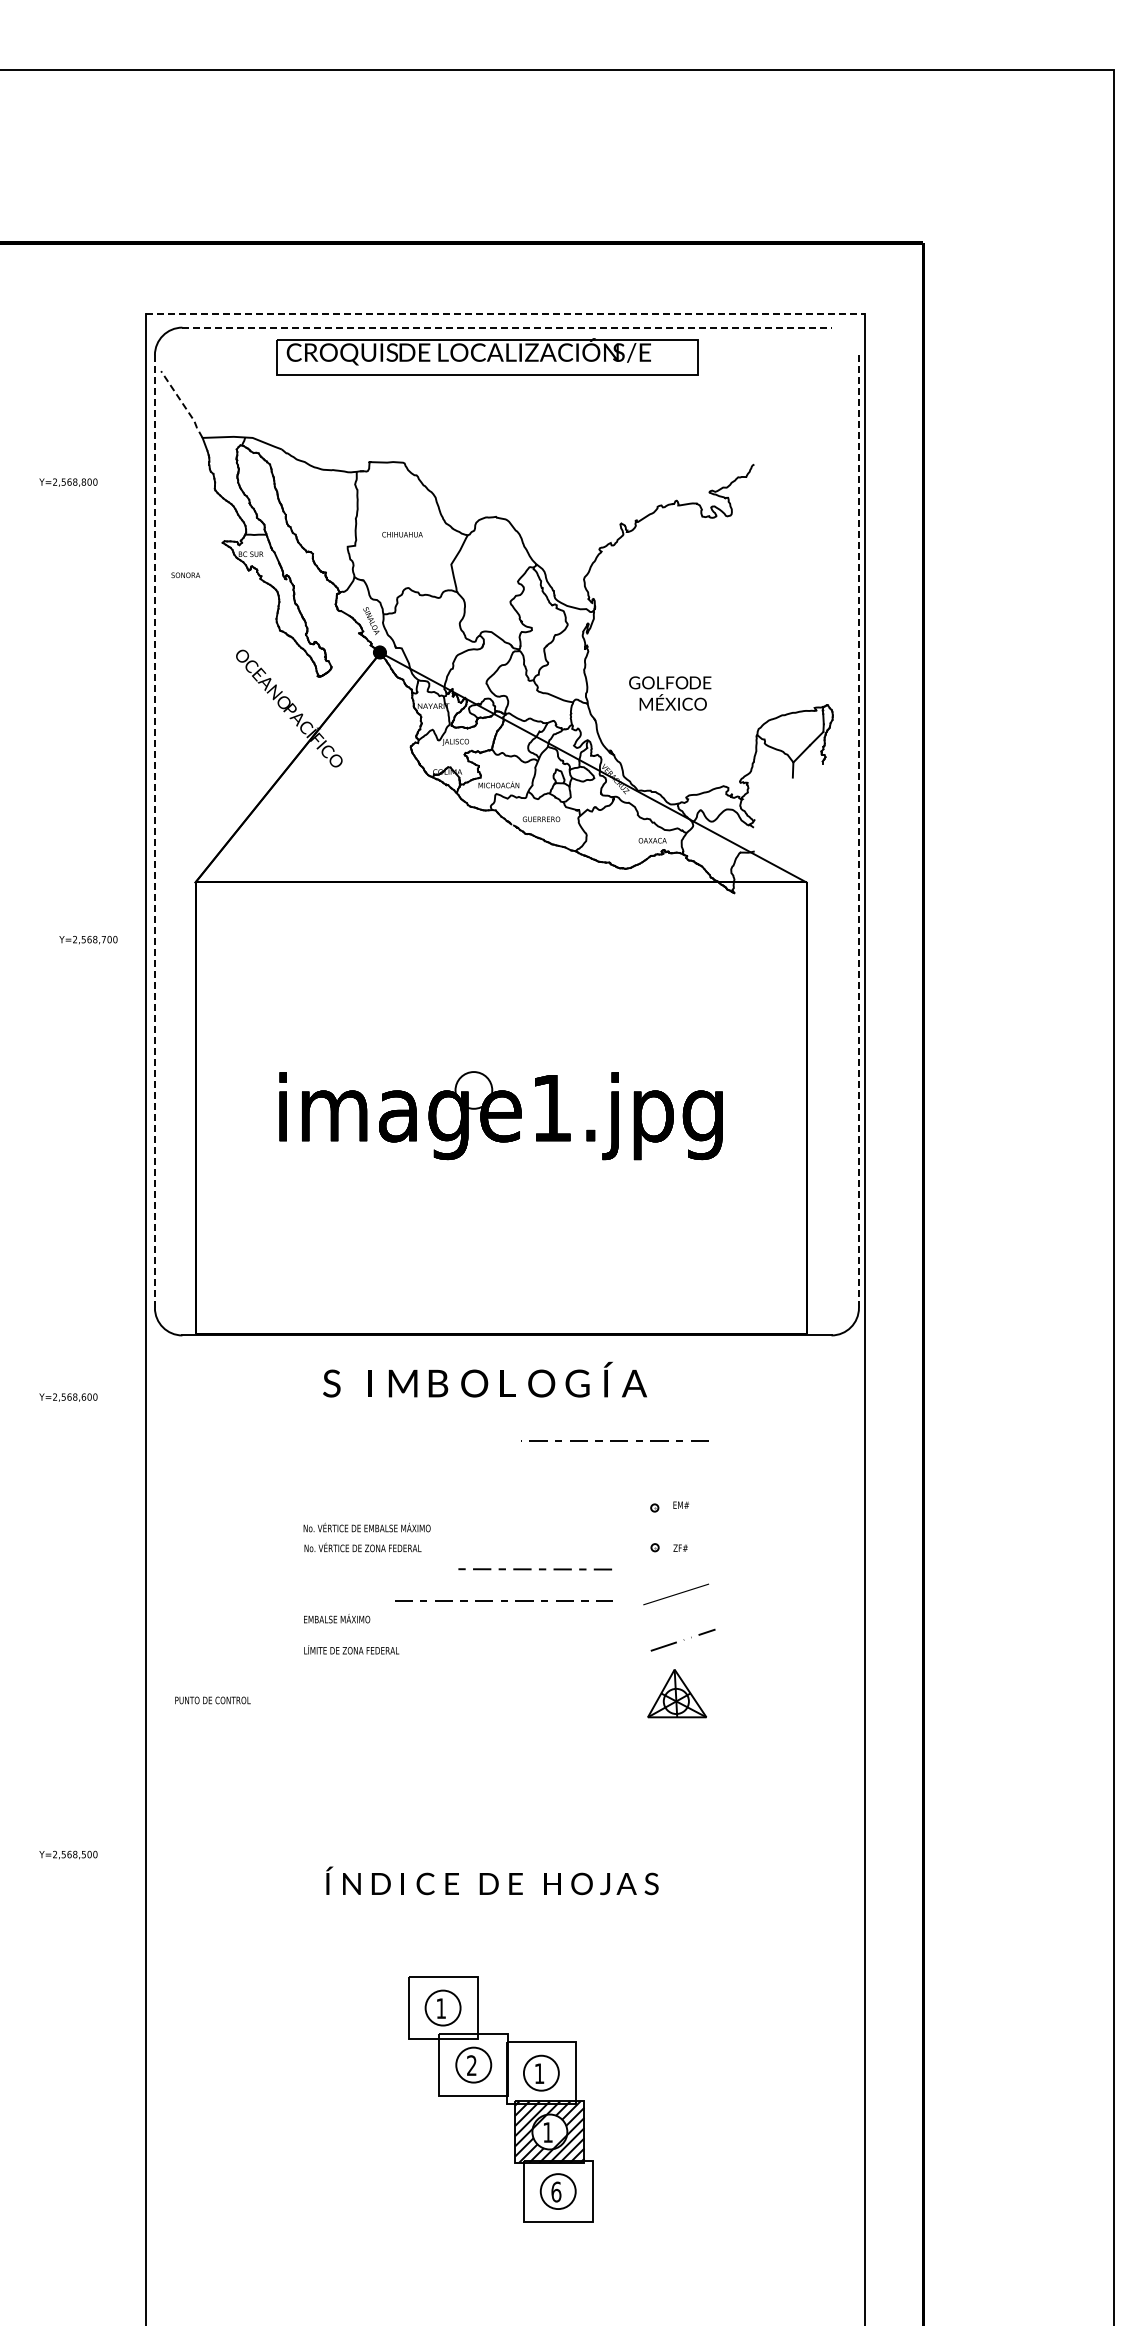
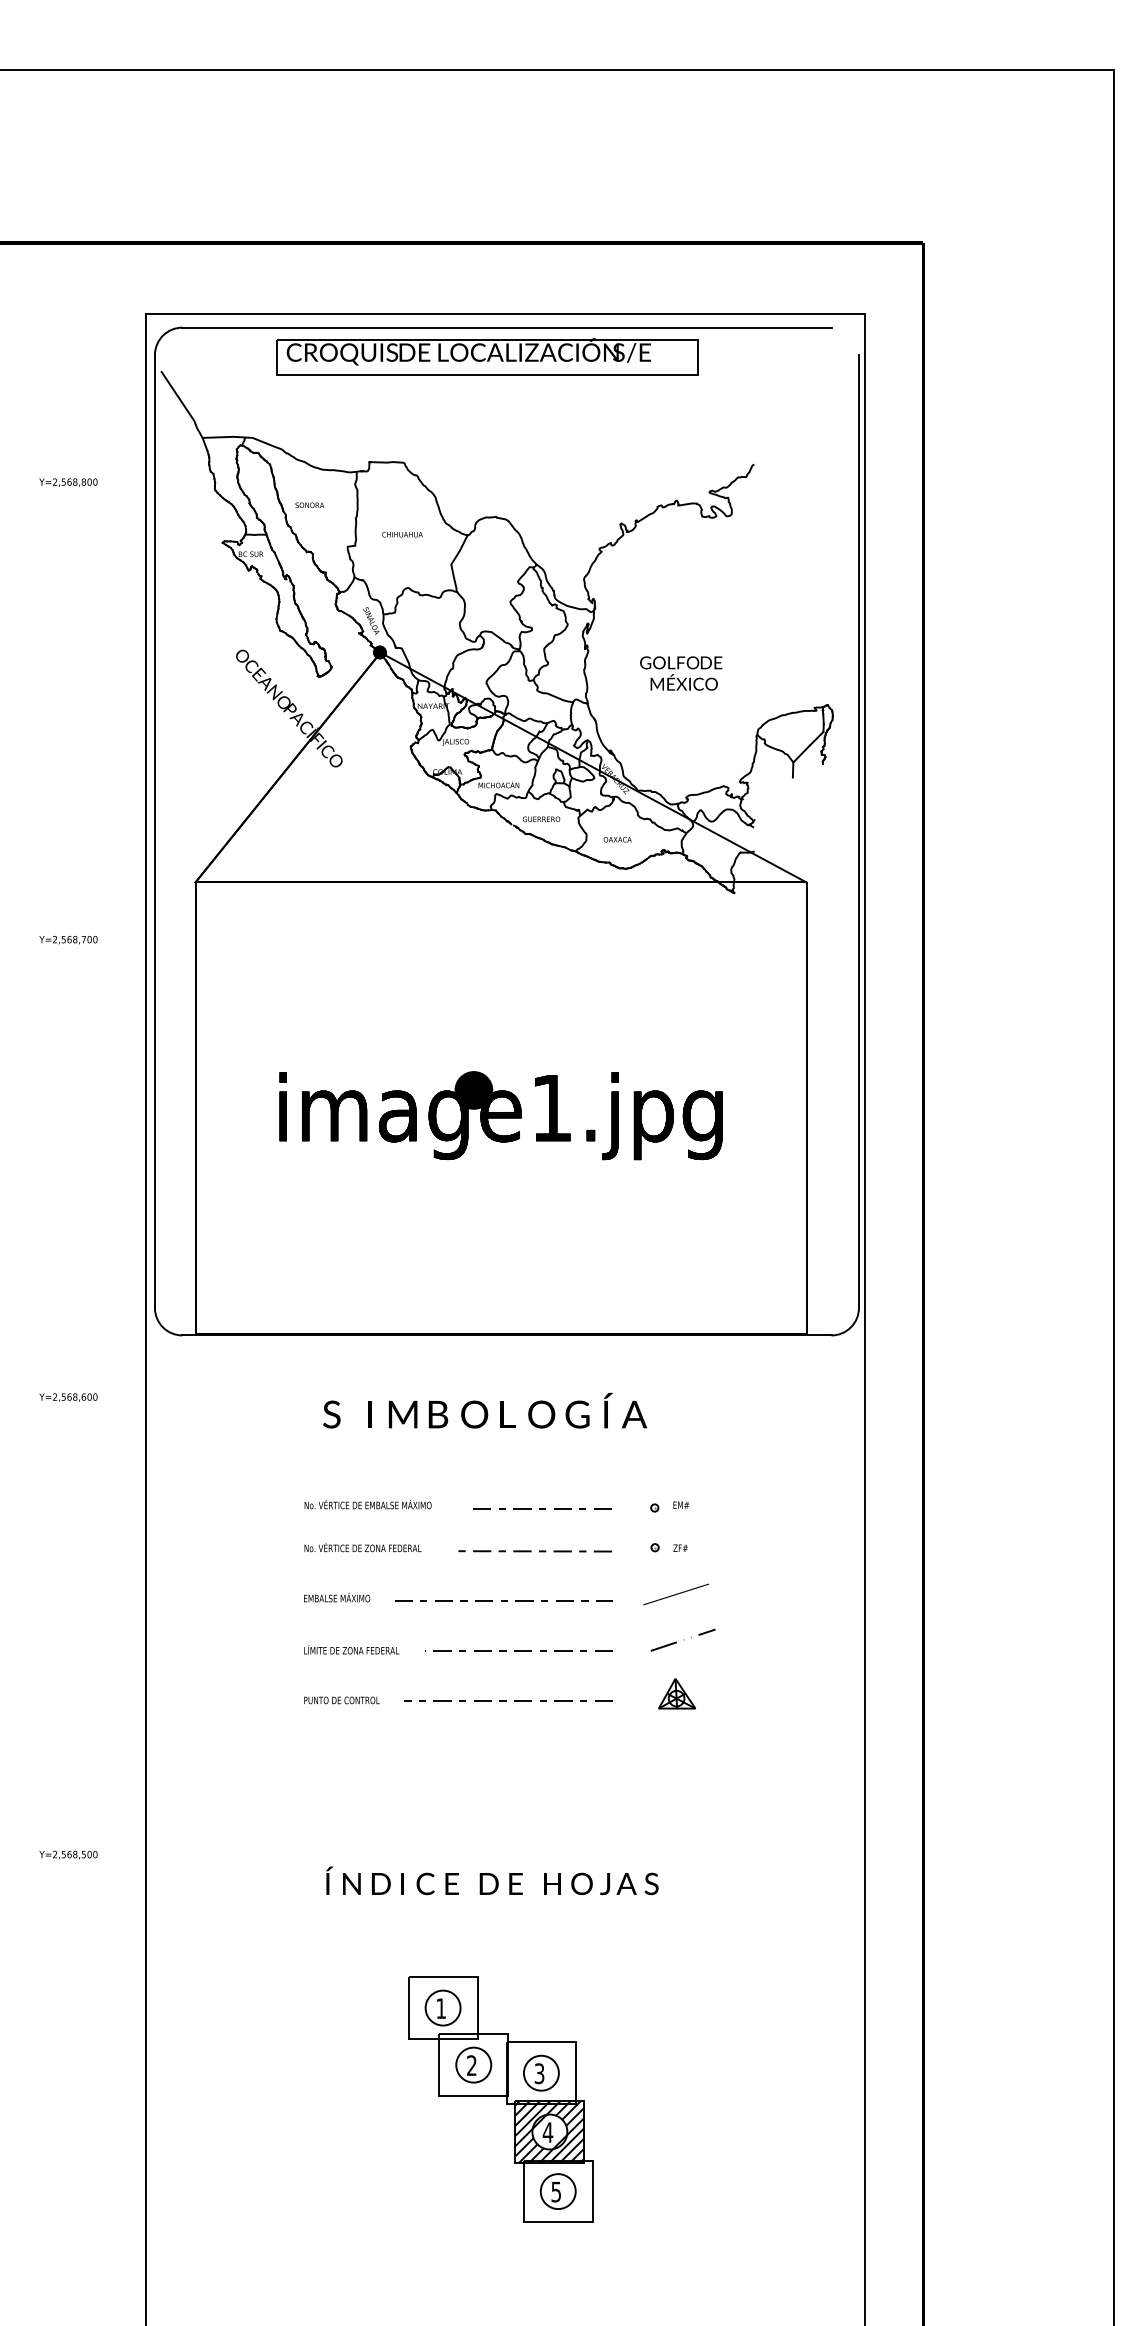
line: dashed -> solid (506, 313)
line: dashed -> solid (506, 327)
line: dashed -> solid (183, 405)
text position: (185, 574) -> (309, 504) (309, 504)
text position: (670, 693) -> (681, 673) (681, 673)
line: dashed -> solid (154, 831)
line: dashed -> solid (858, 832)
text position: (652, 840) -> (617, 839) (617, 839)
text position: (88, 940) -> (68, 940) (68, 940)
fill: none -> present (473, 1090)
text position: (484, 1379) -> (484, 1410) (484, 1410)
line position: (614, 1440) -> (518, 1650) (518, 1650)
line: none -> present (542, 1508)
text position: (366, 1527) -> (367, 1504) (367, 1504)
line position: (531, 1569) -> (531, 1551) (531, 1551)
text position: (337, 1618) -> (337, 1597) (337, 1597)
part size: 60x50 px -> 38x32 px (676, 1693)
text position: (212, 1700) -> (341, 1700) (341, 1700)
line: none -> present (506, 1700)
text: 1 -> 3 (539, 2073)
text: 1 -> 4 (547, 2132)
text: 6 -> 5 (556, 2191)
